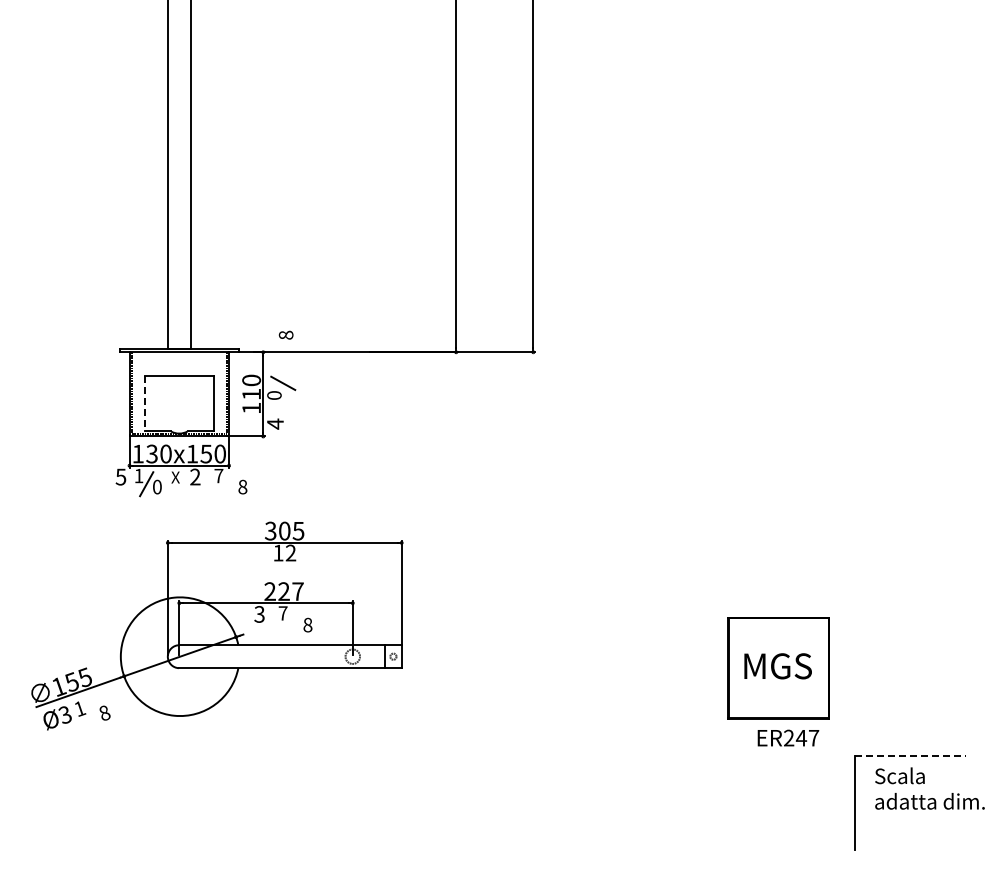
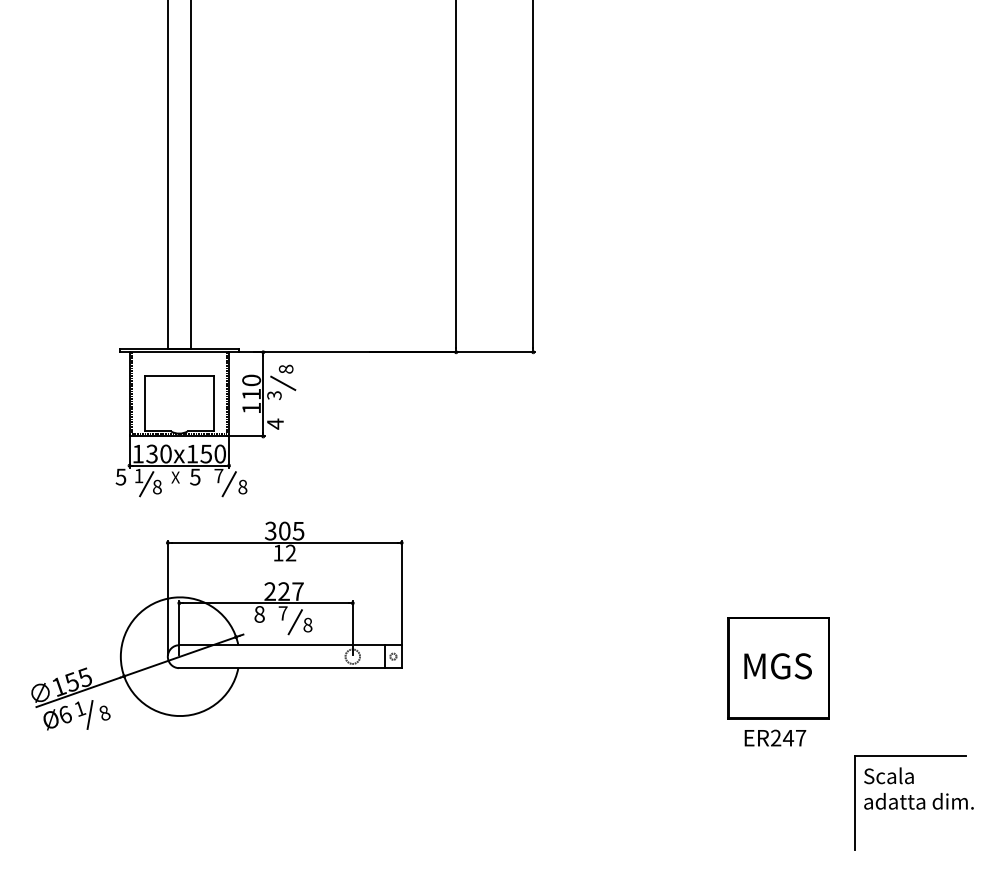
text position: (285, 334) -> (285, 368) (285, 368)
text: 0 -> 3 (274, 395)
line: dashed -> solid (144, 403)
text: 2 -> 5 (195, 476)
line: none -> present (228, 484)
text: 0 -> 8 (157, 487)
text: 3 -> 8 (259, 614)
line: none -> present (294, 622)
text: Ø3 -> Ø6 (64, 714)
line: none -> present (89, 714)
text position: (788, 737) -> (775, 737) (775, 737)
line: dashed -> solid (911, 756)
text position: (929, 788) -> (918, 788) (918, 788)
